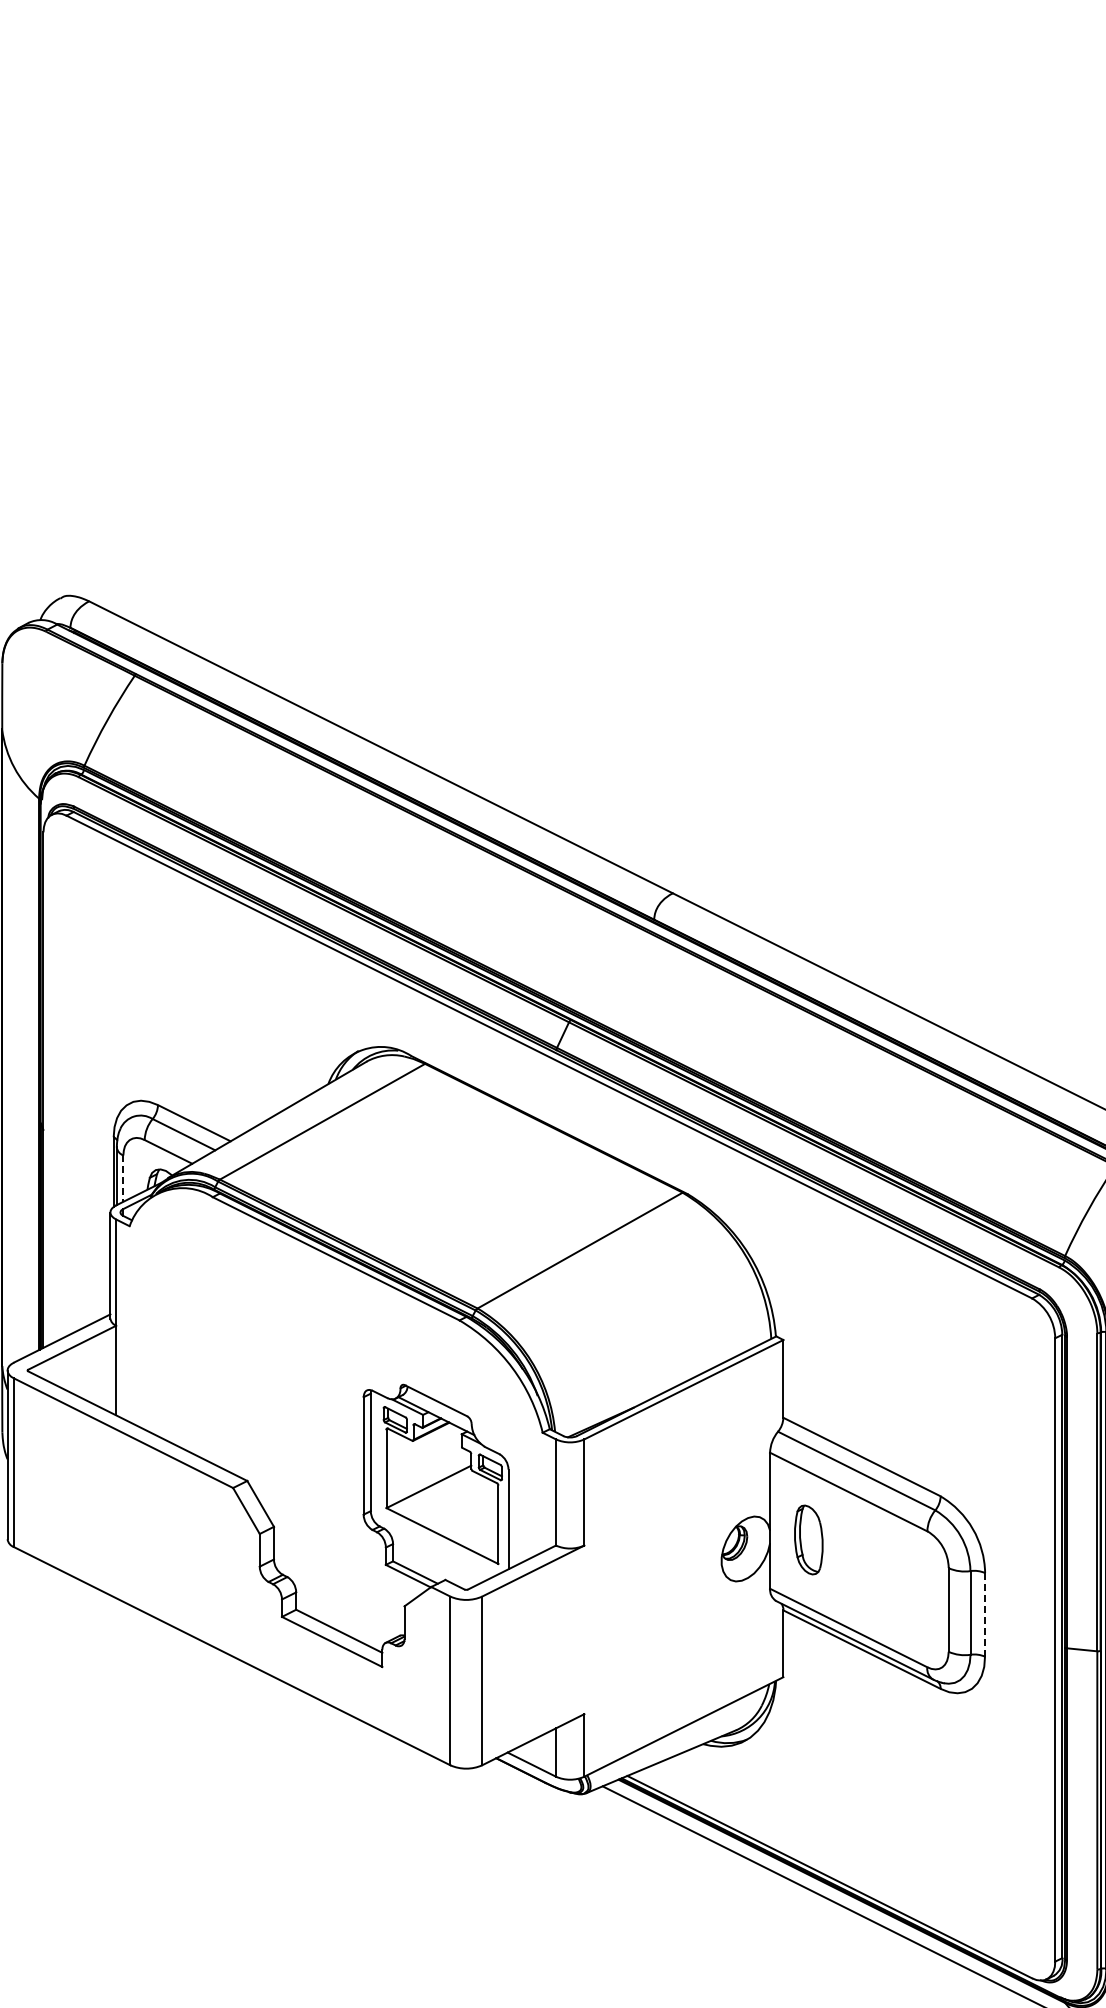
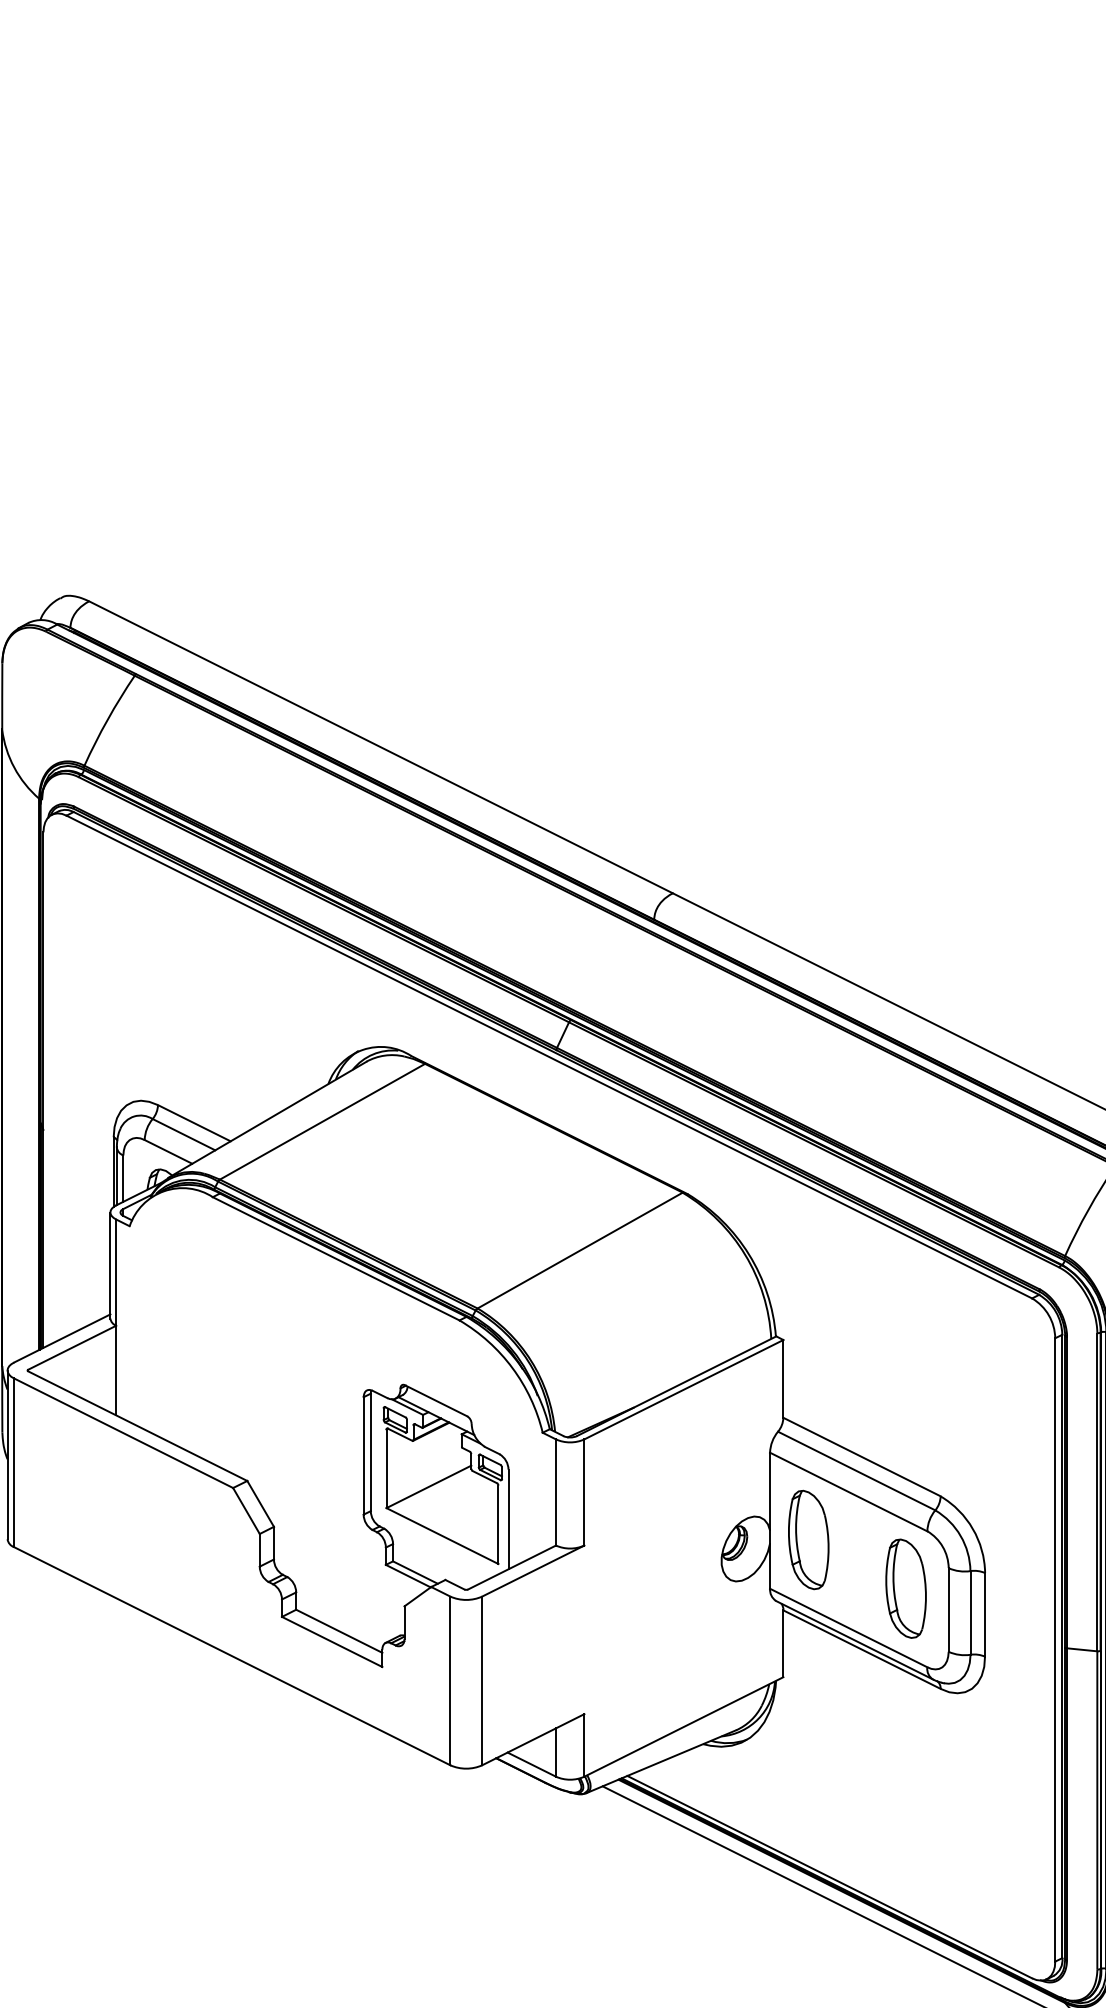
line: dashed -> solid (123, 1179)
part size: 30x72 px -> 42x102 px (808, 1539)
part: none -> present (905, 1588)
line: dashed -> solid (985, 1614)
